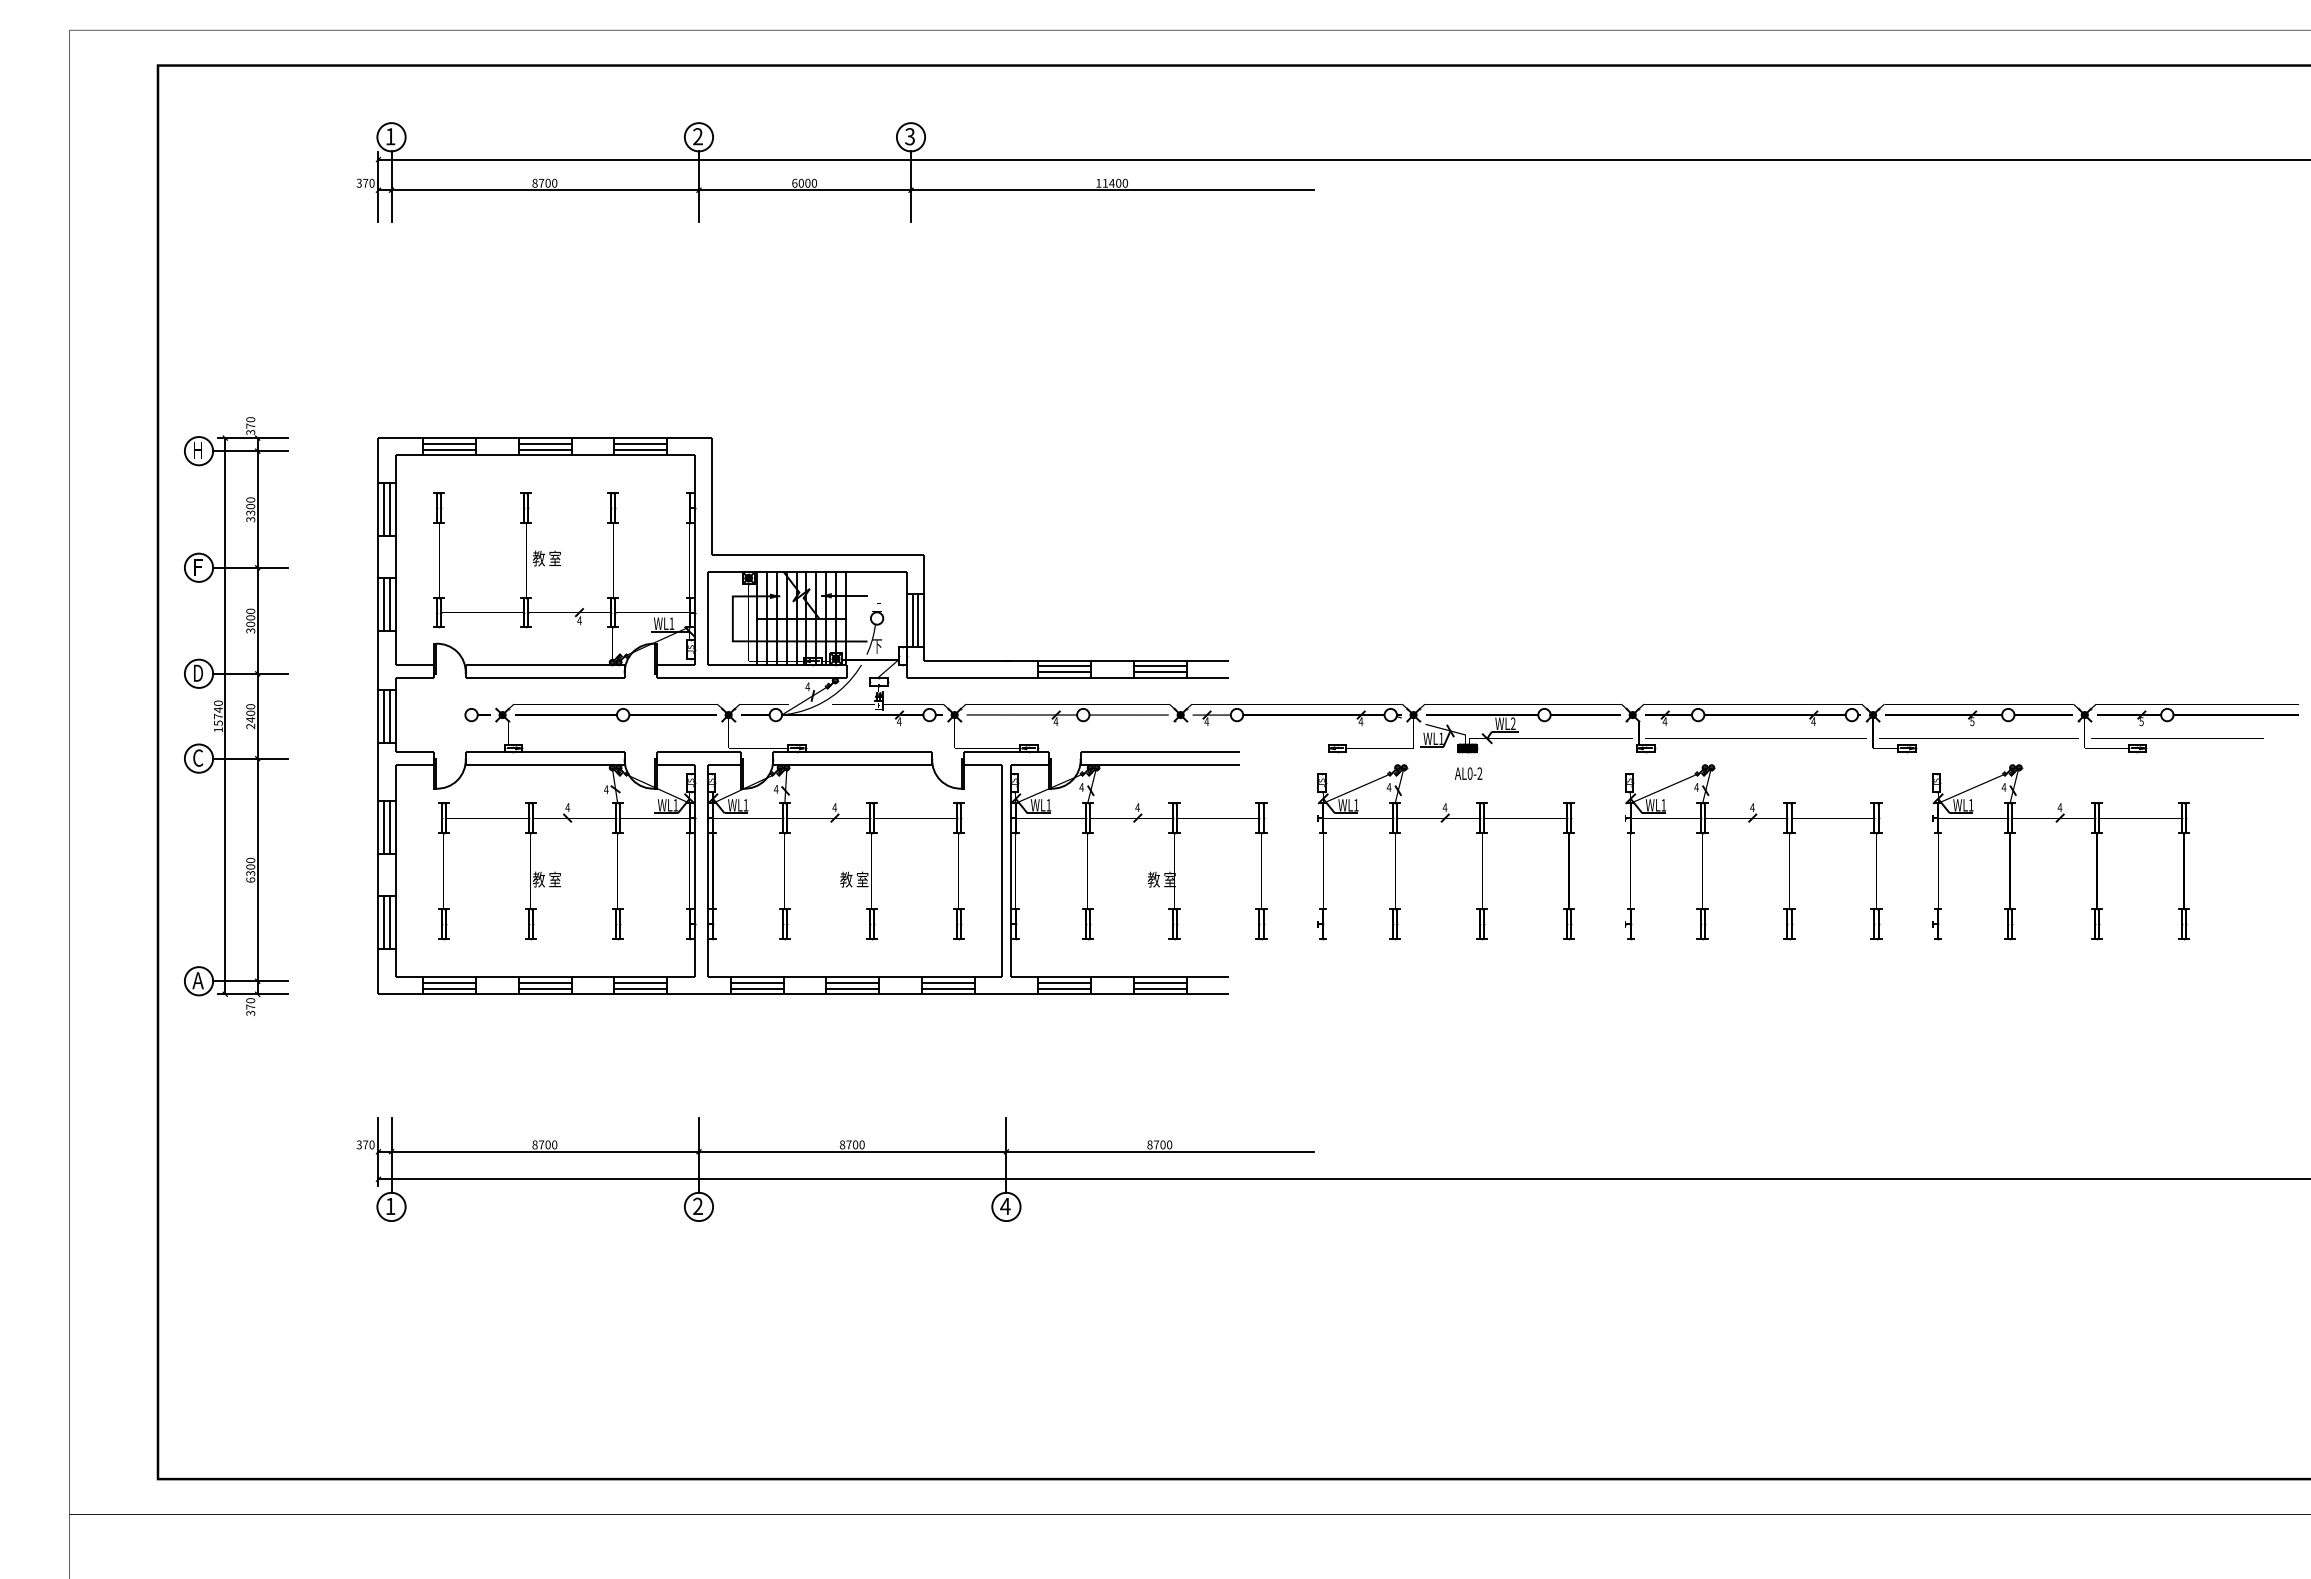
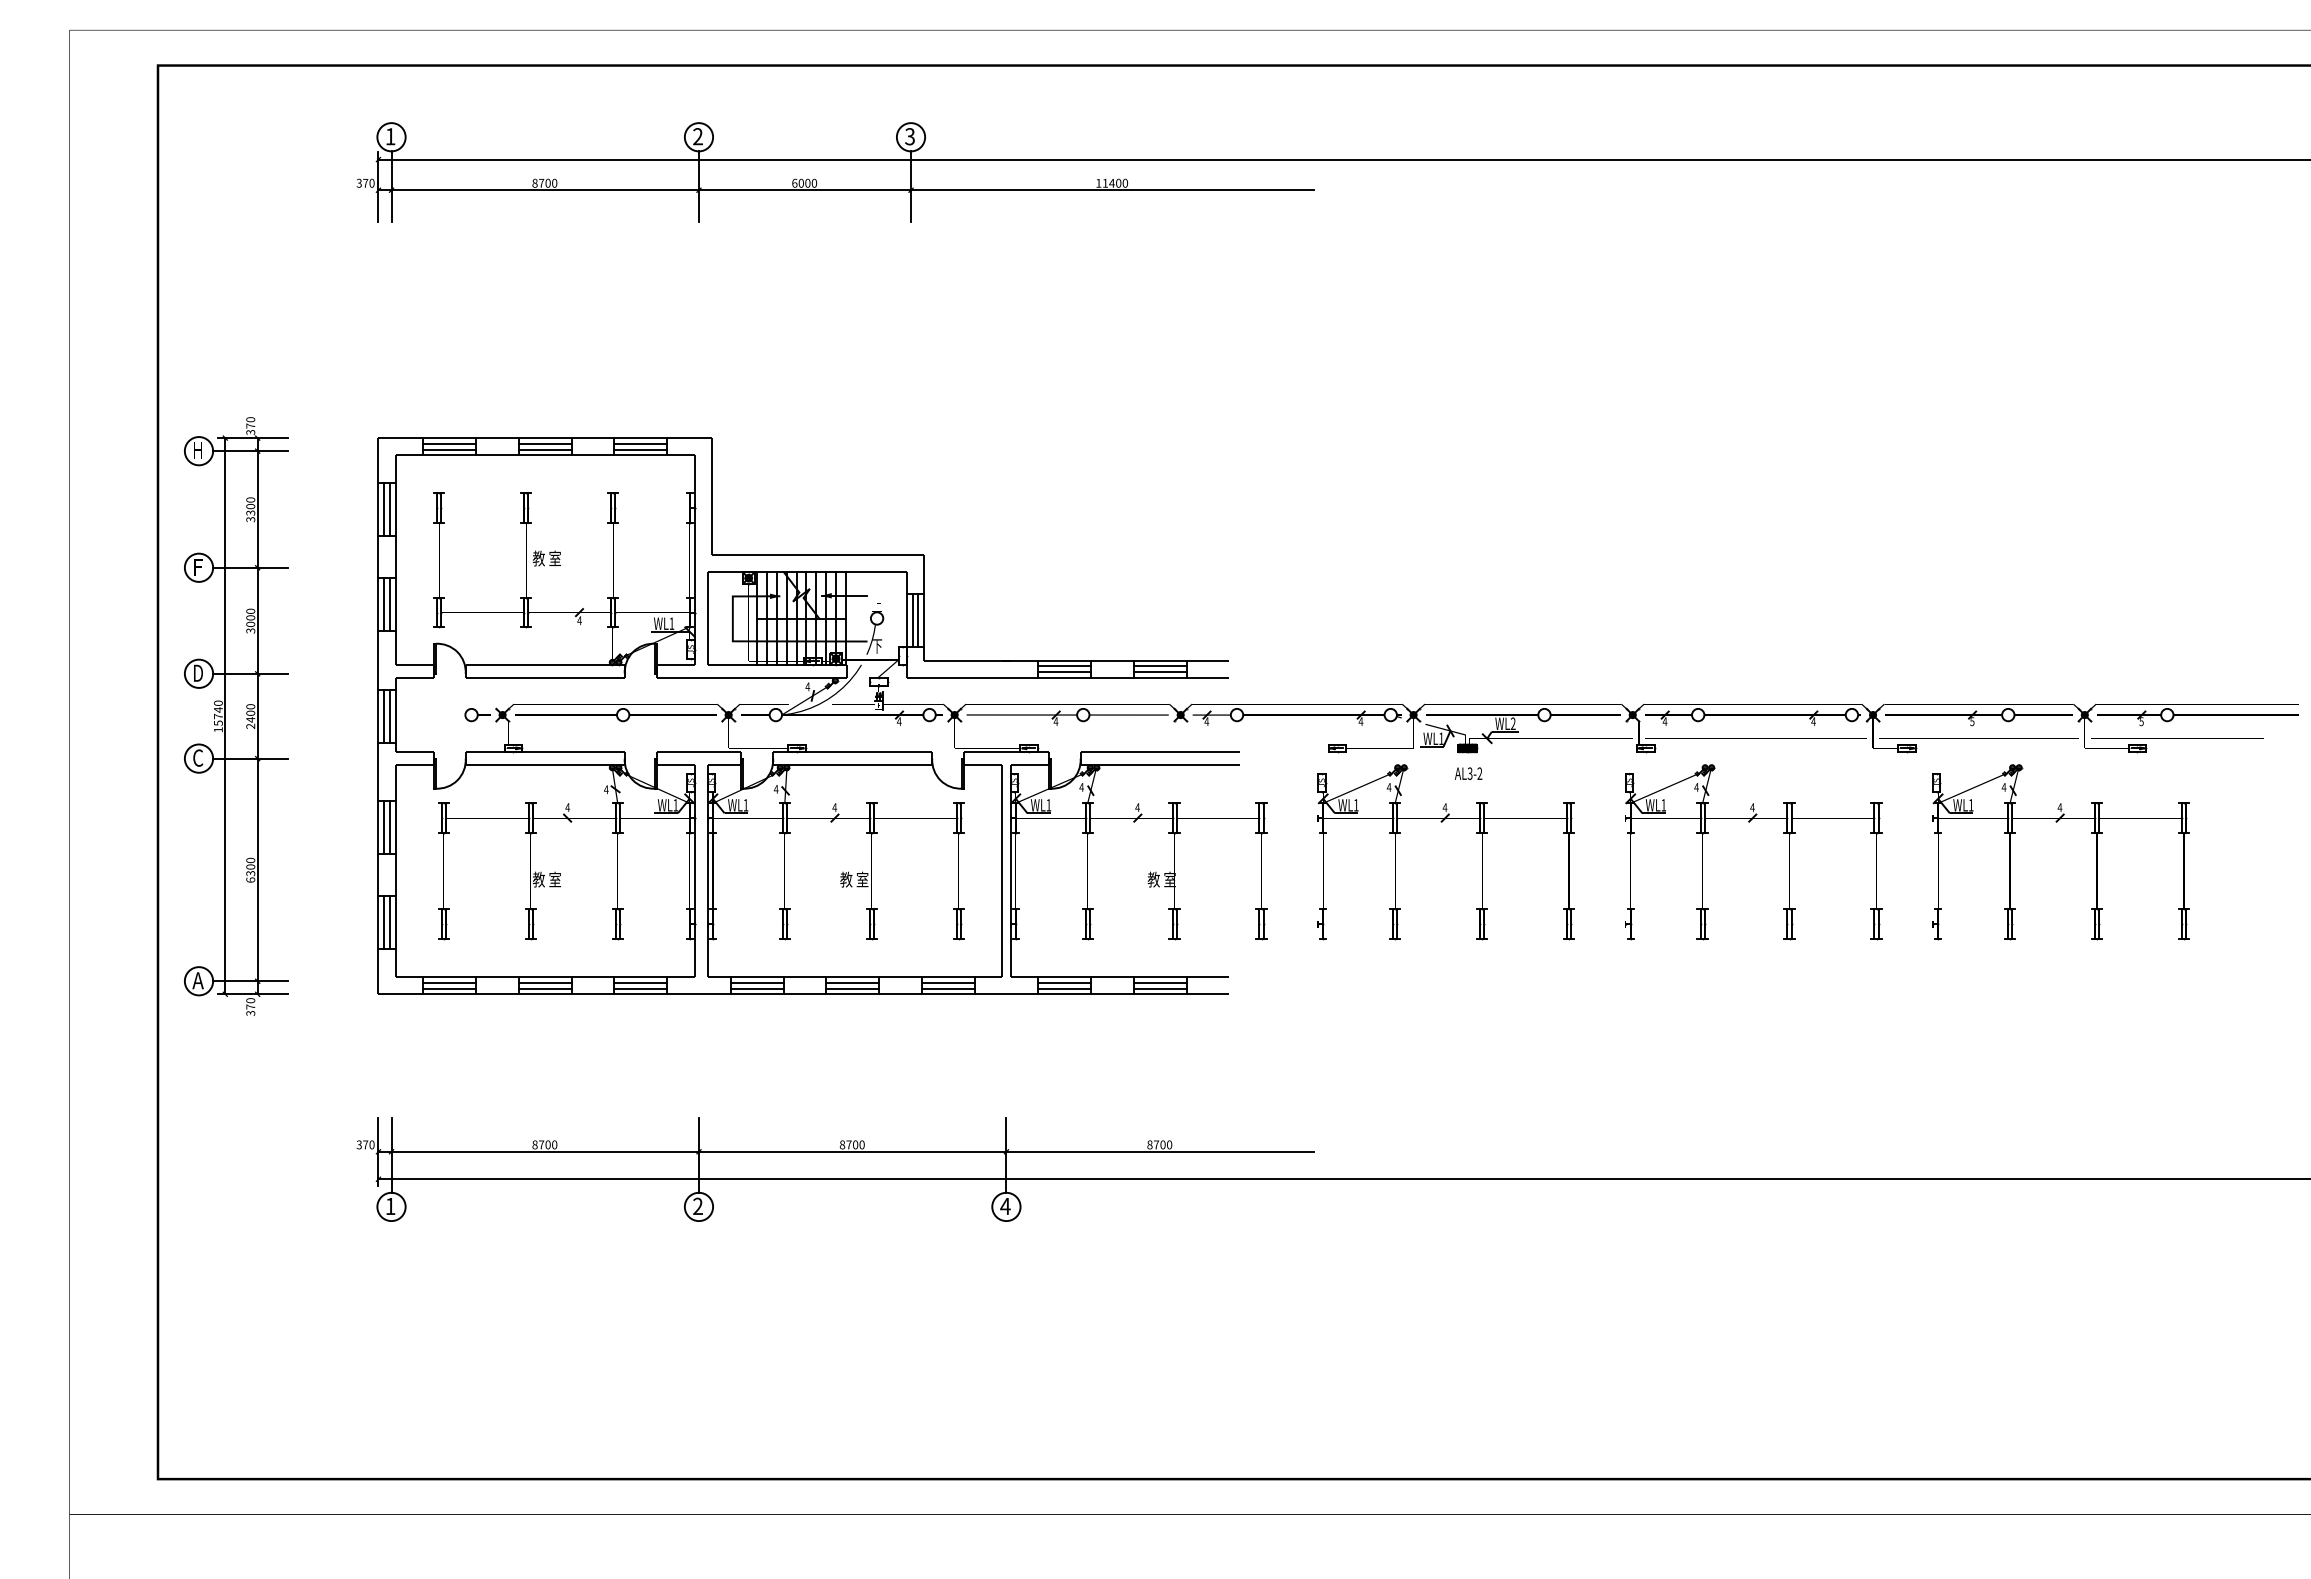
text: AL0-2 -> AL3-2 (1469, 773)
